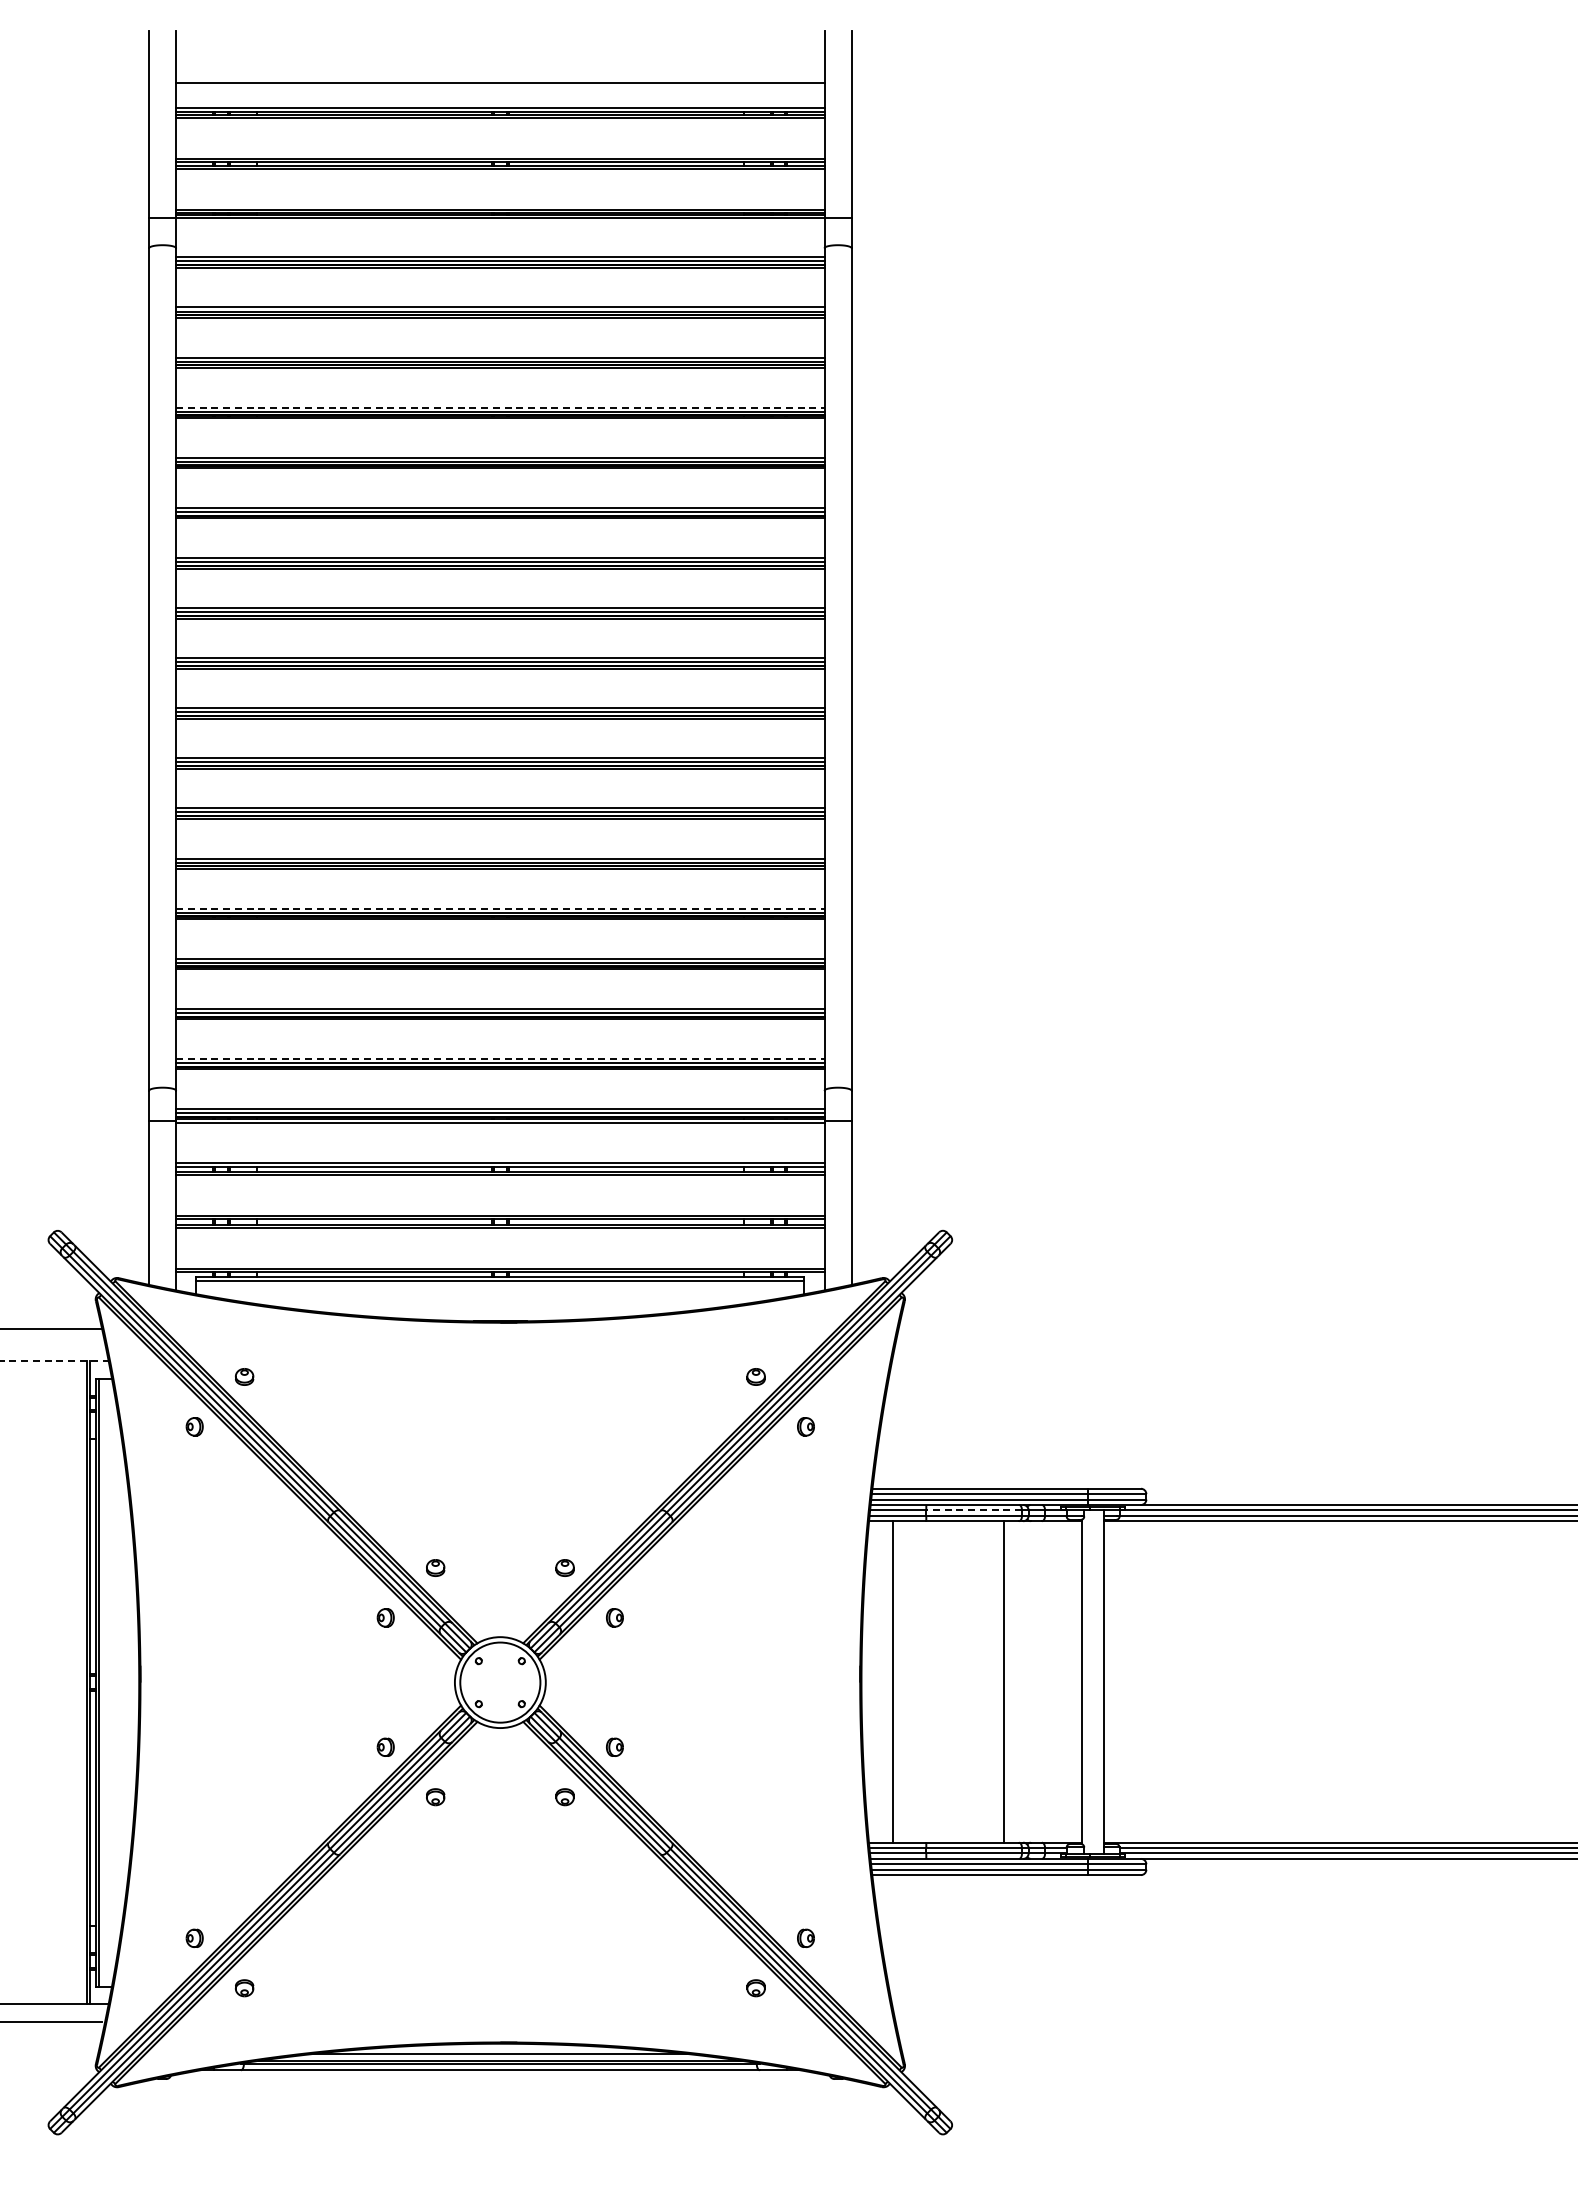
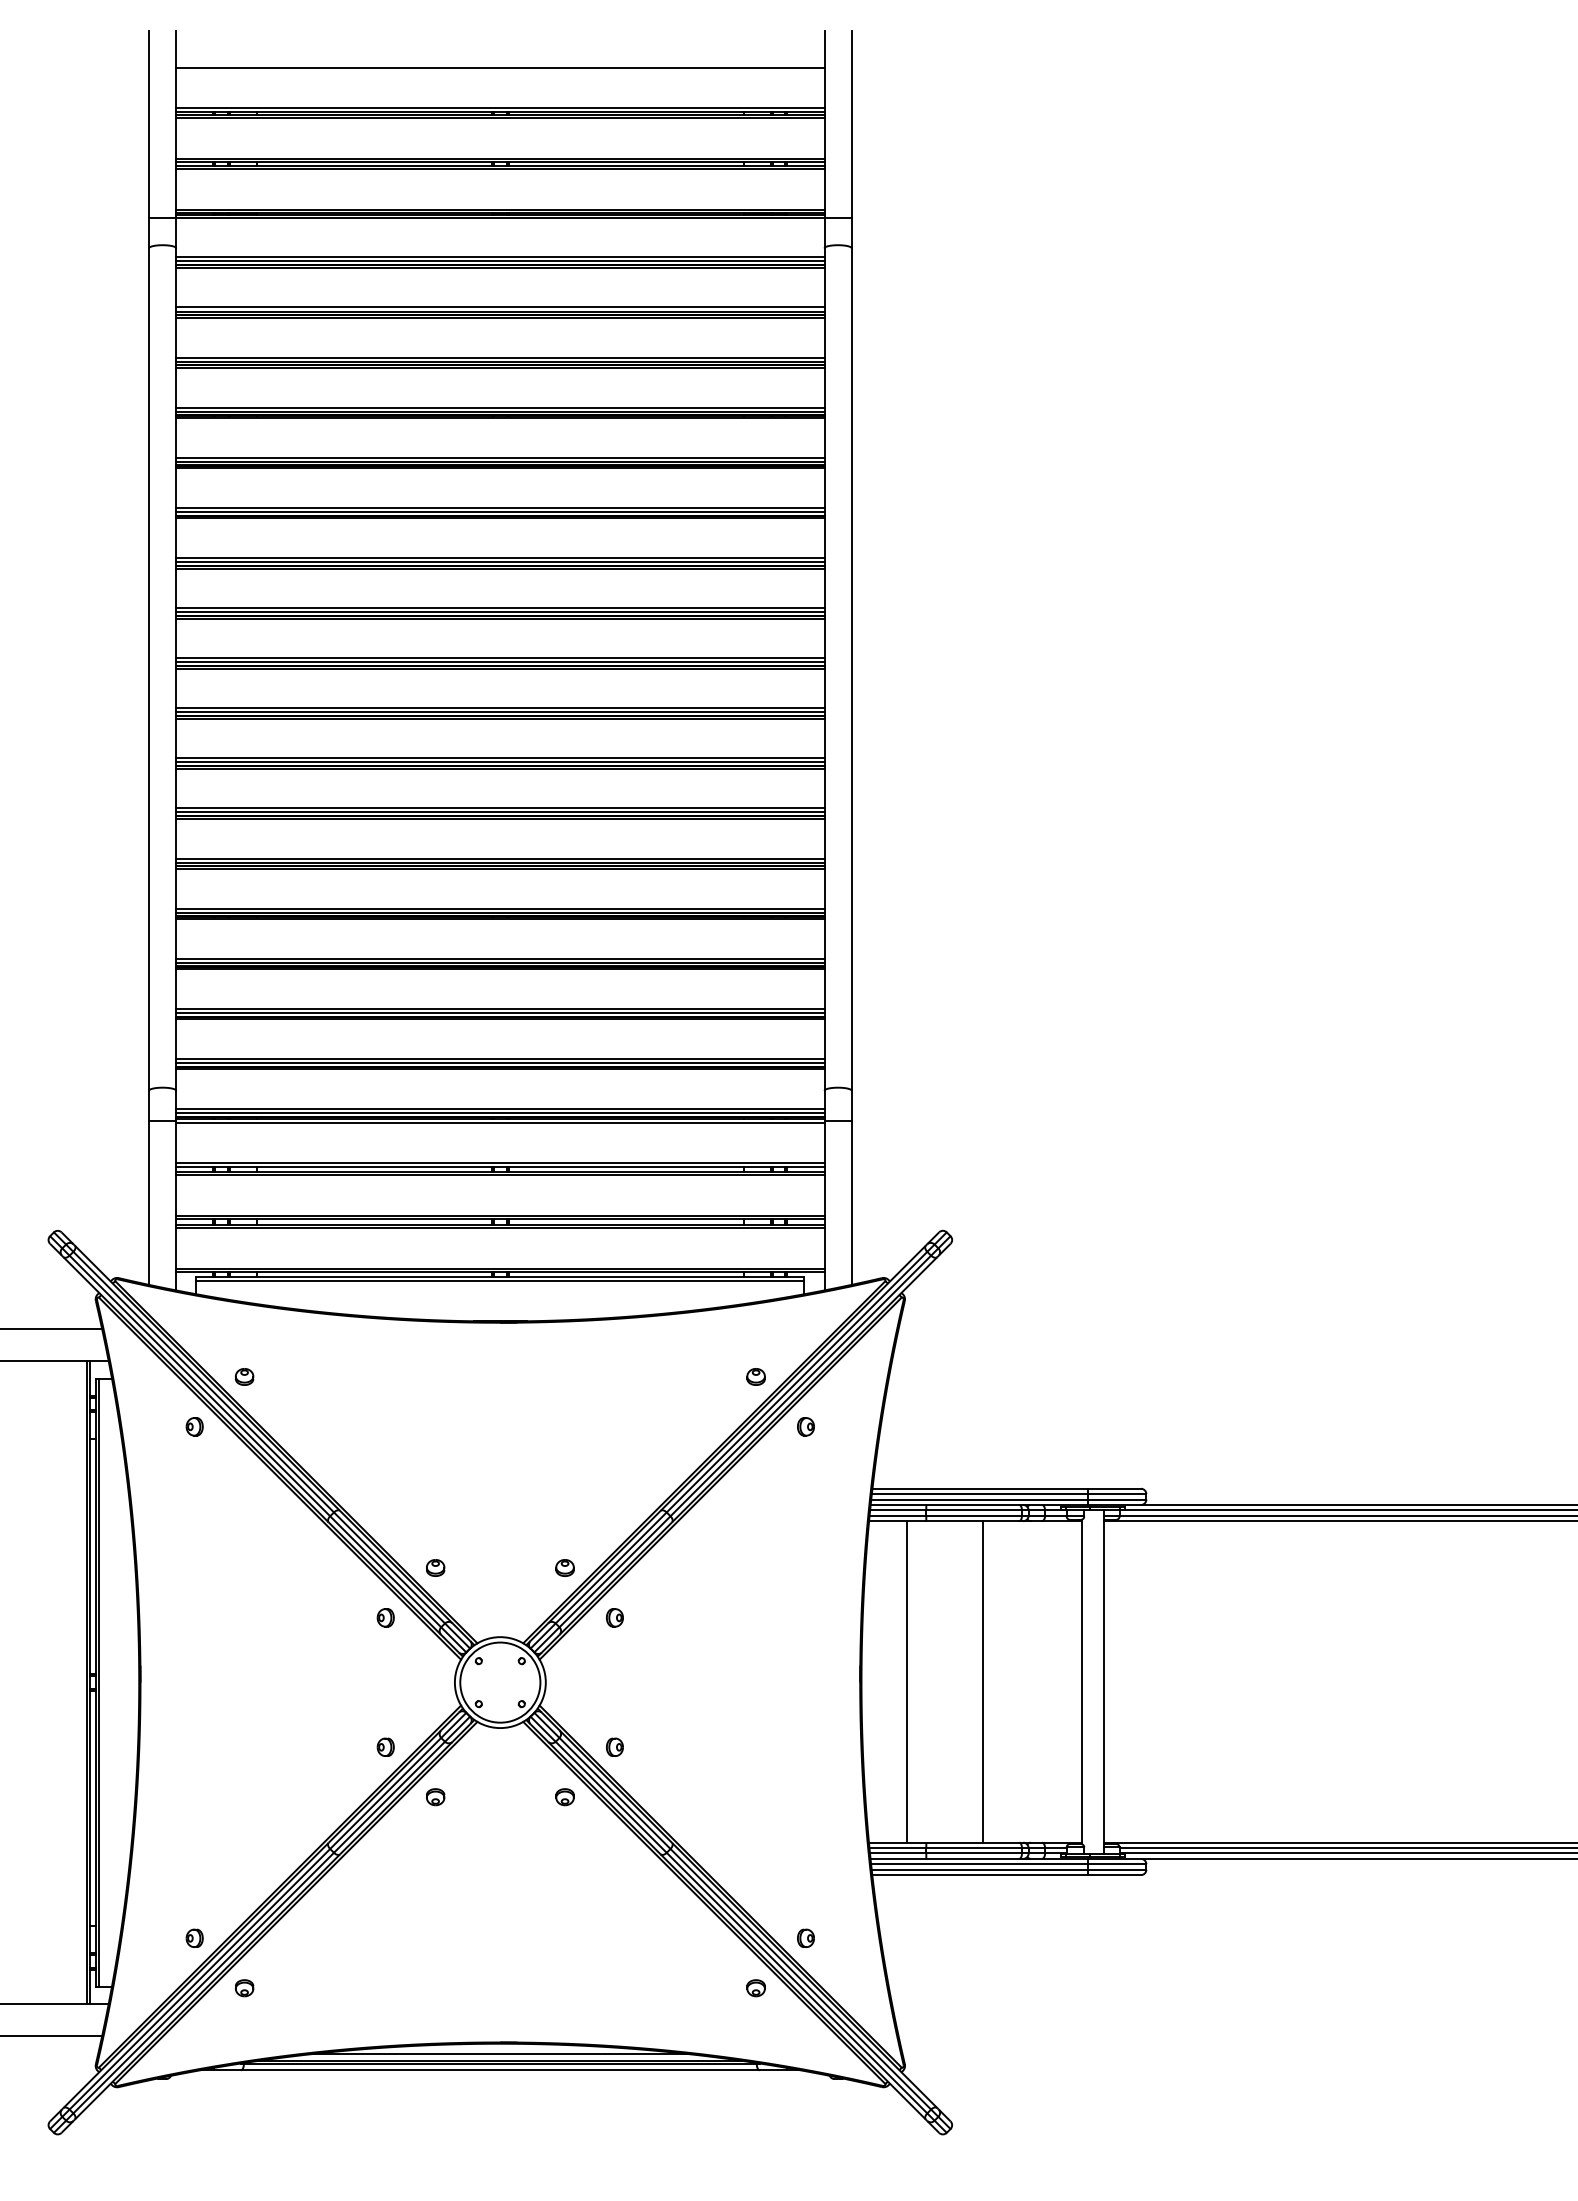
line position: (500, 82) -> (500, 67) (500, 67)
line: dashed -> solid (500, 407)
line: dashed -> solid (500, 908)
line: dashed -> solid (500, 1058)
line: dashed -> solid (54, 1360)
line: dashed -> solid (974, 1510)
line position: (892, 1681) -> (906, 1681) (906, 1681)
line position: (1004, 1681) -> (983, 1681) (983, 1681)
line position: (52, 2022) -> (52, 2036) (52, 2036)
